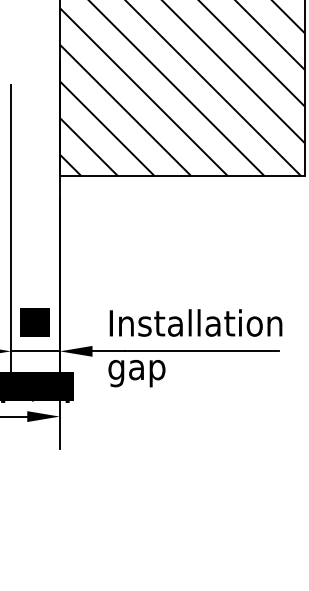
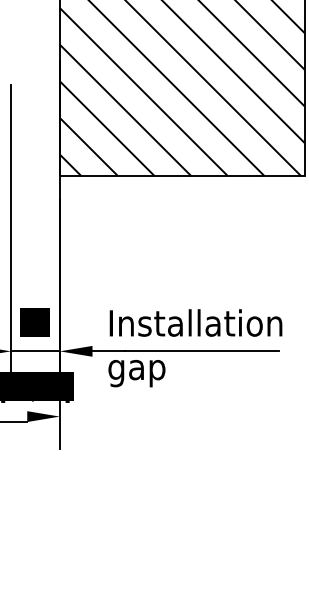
line position: (14, 416) -> (14, 421) (14, 421)
